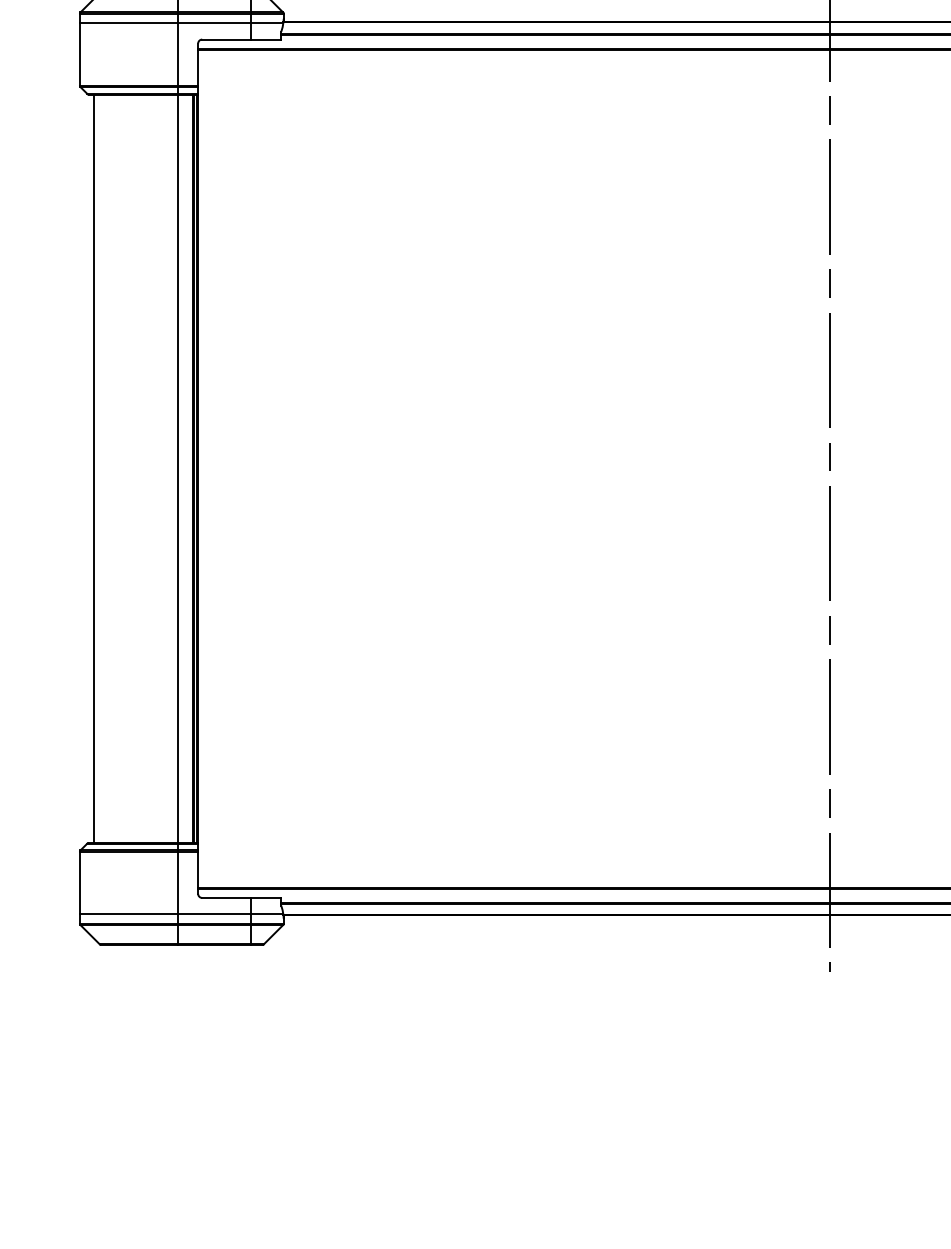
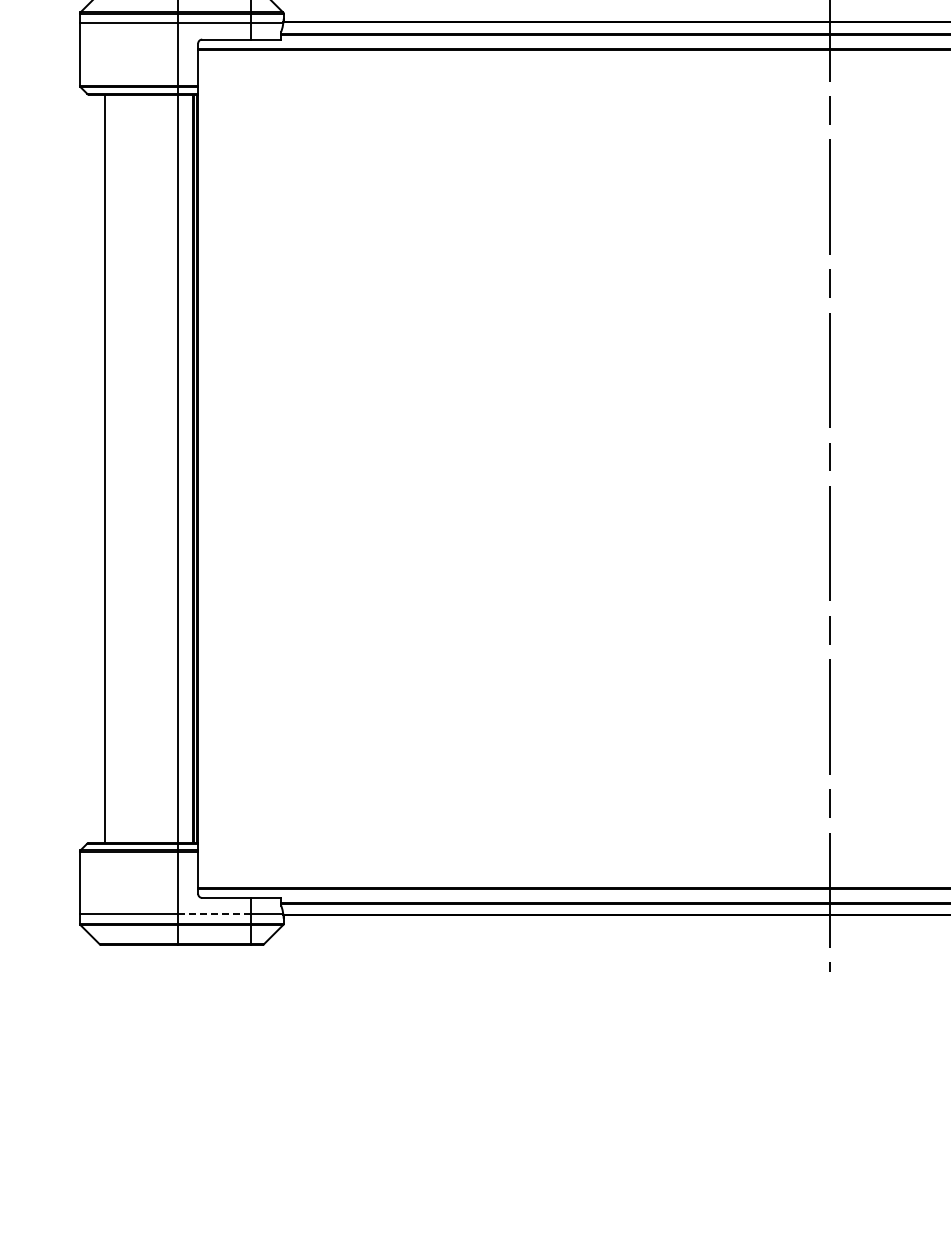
line position: (94, 468) -> (105, 468) (105, 468)
line: solid -> dashed (214, 914)
